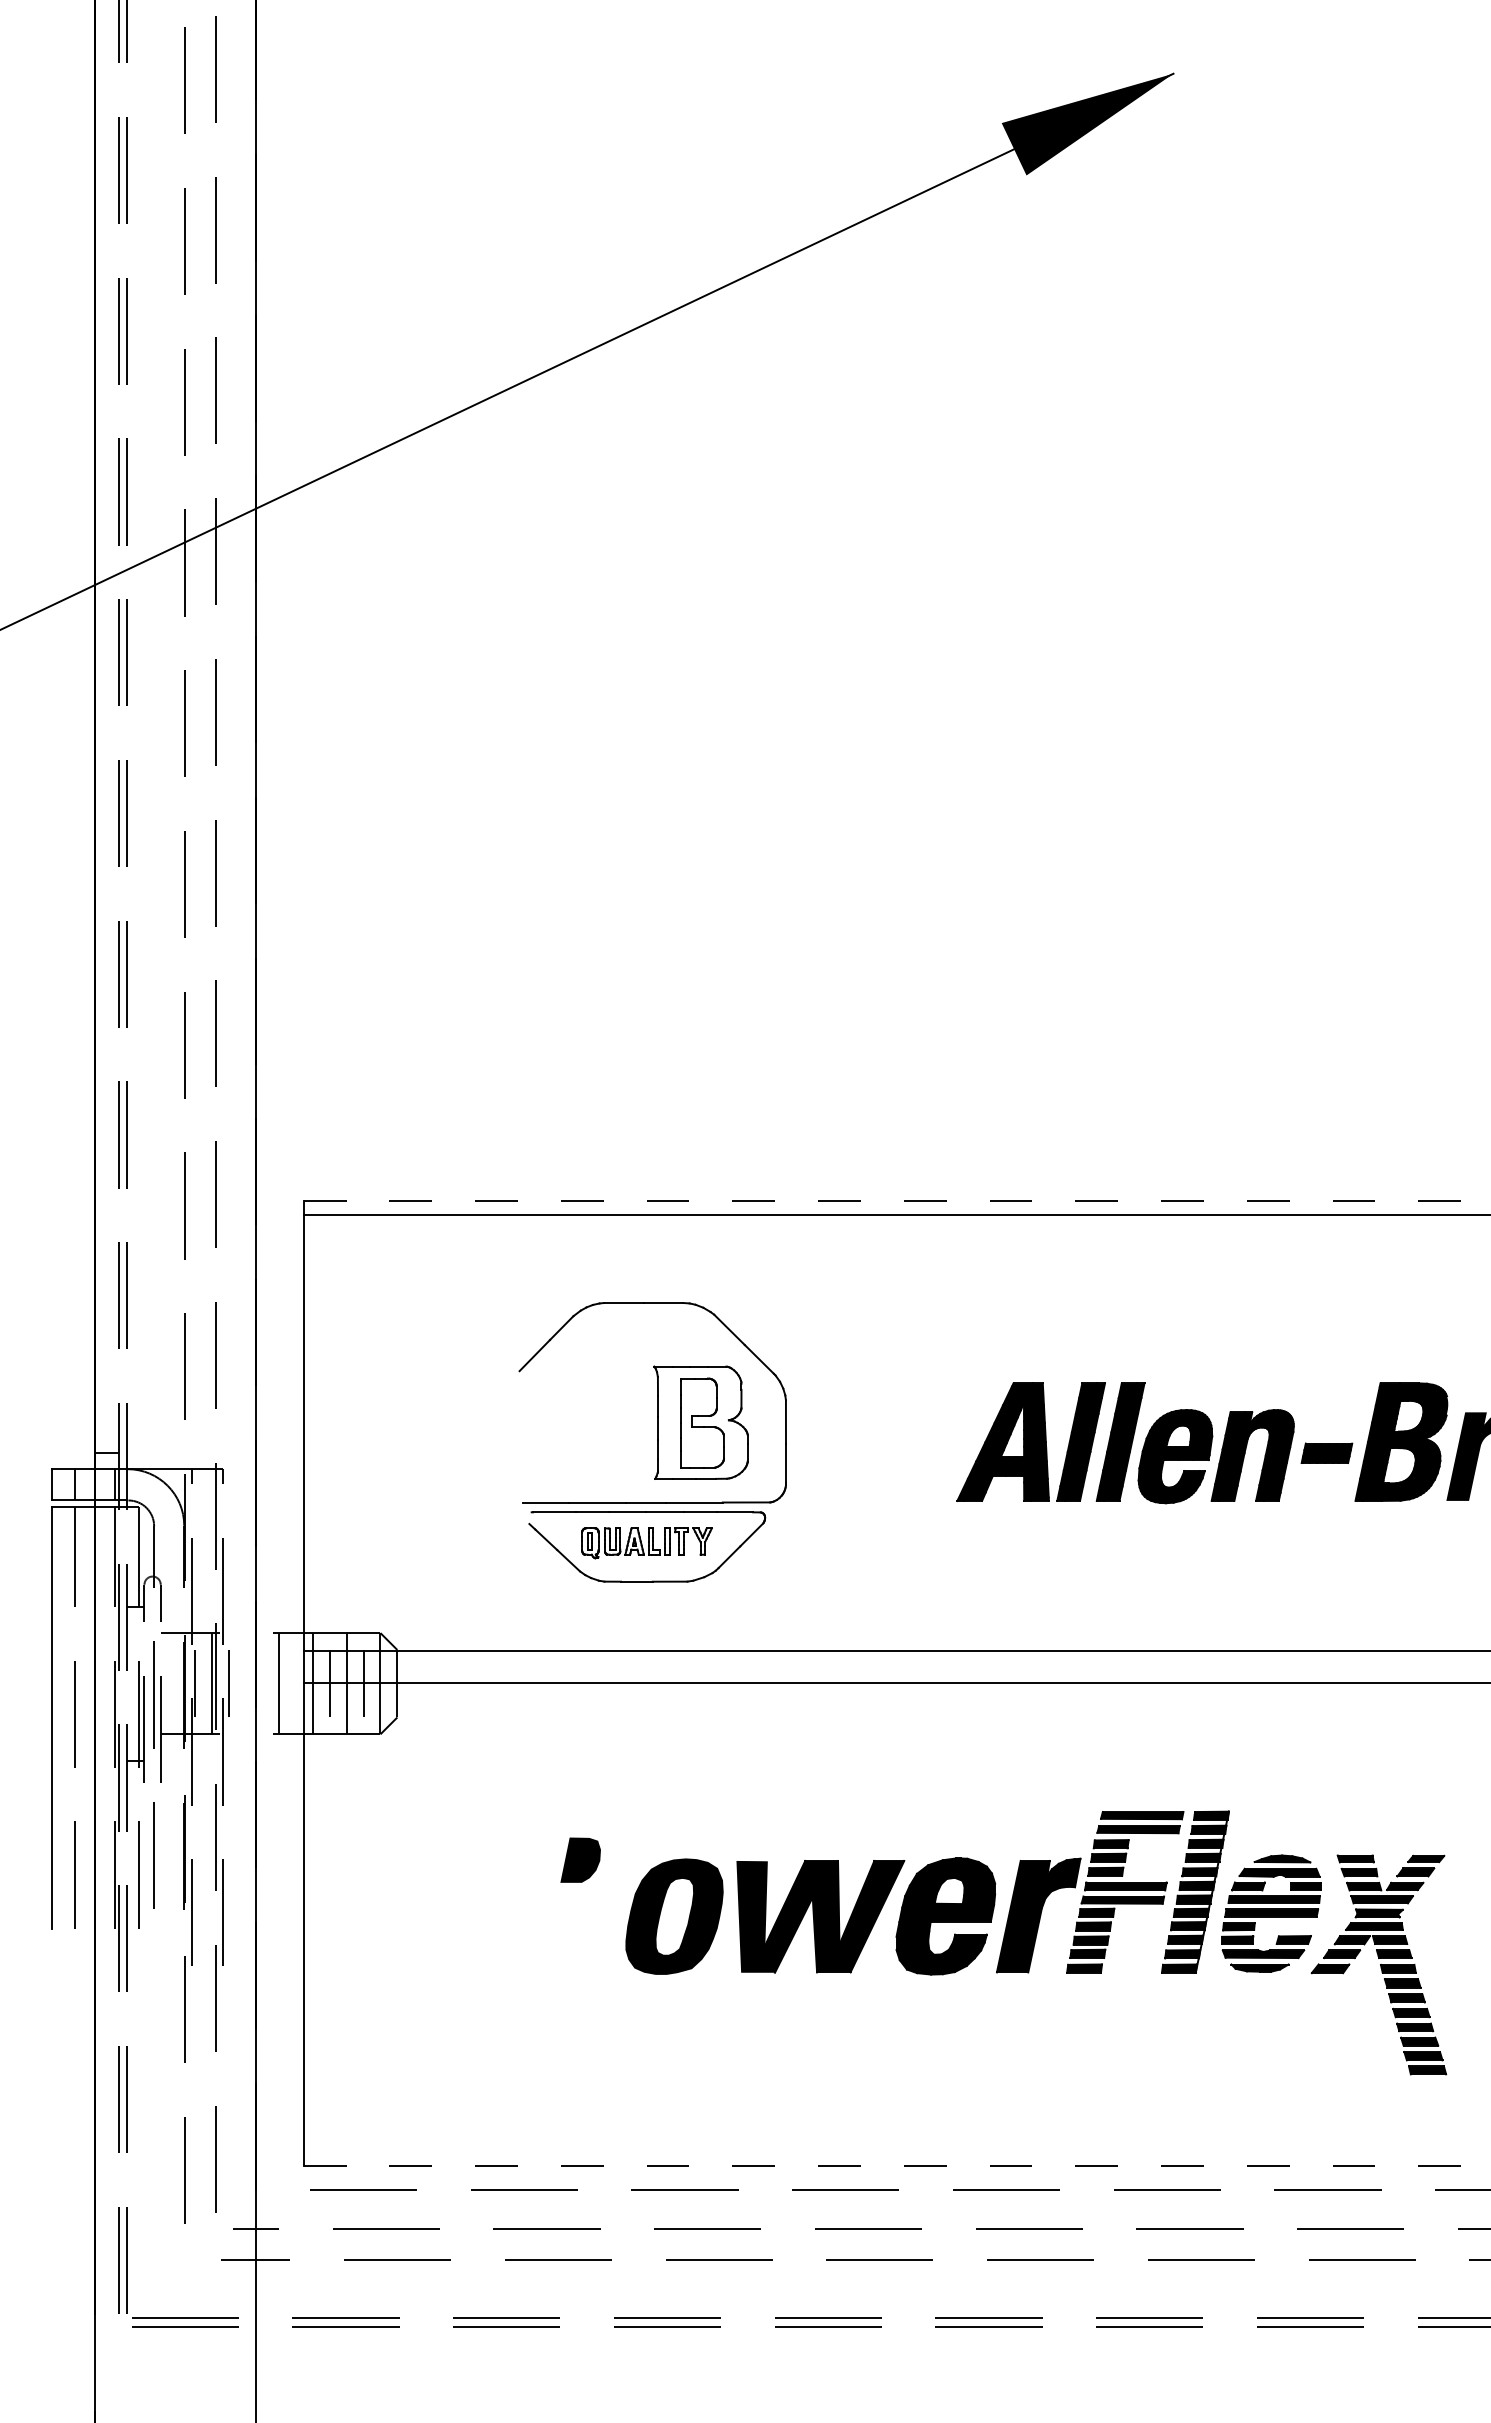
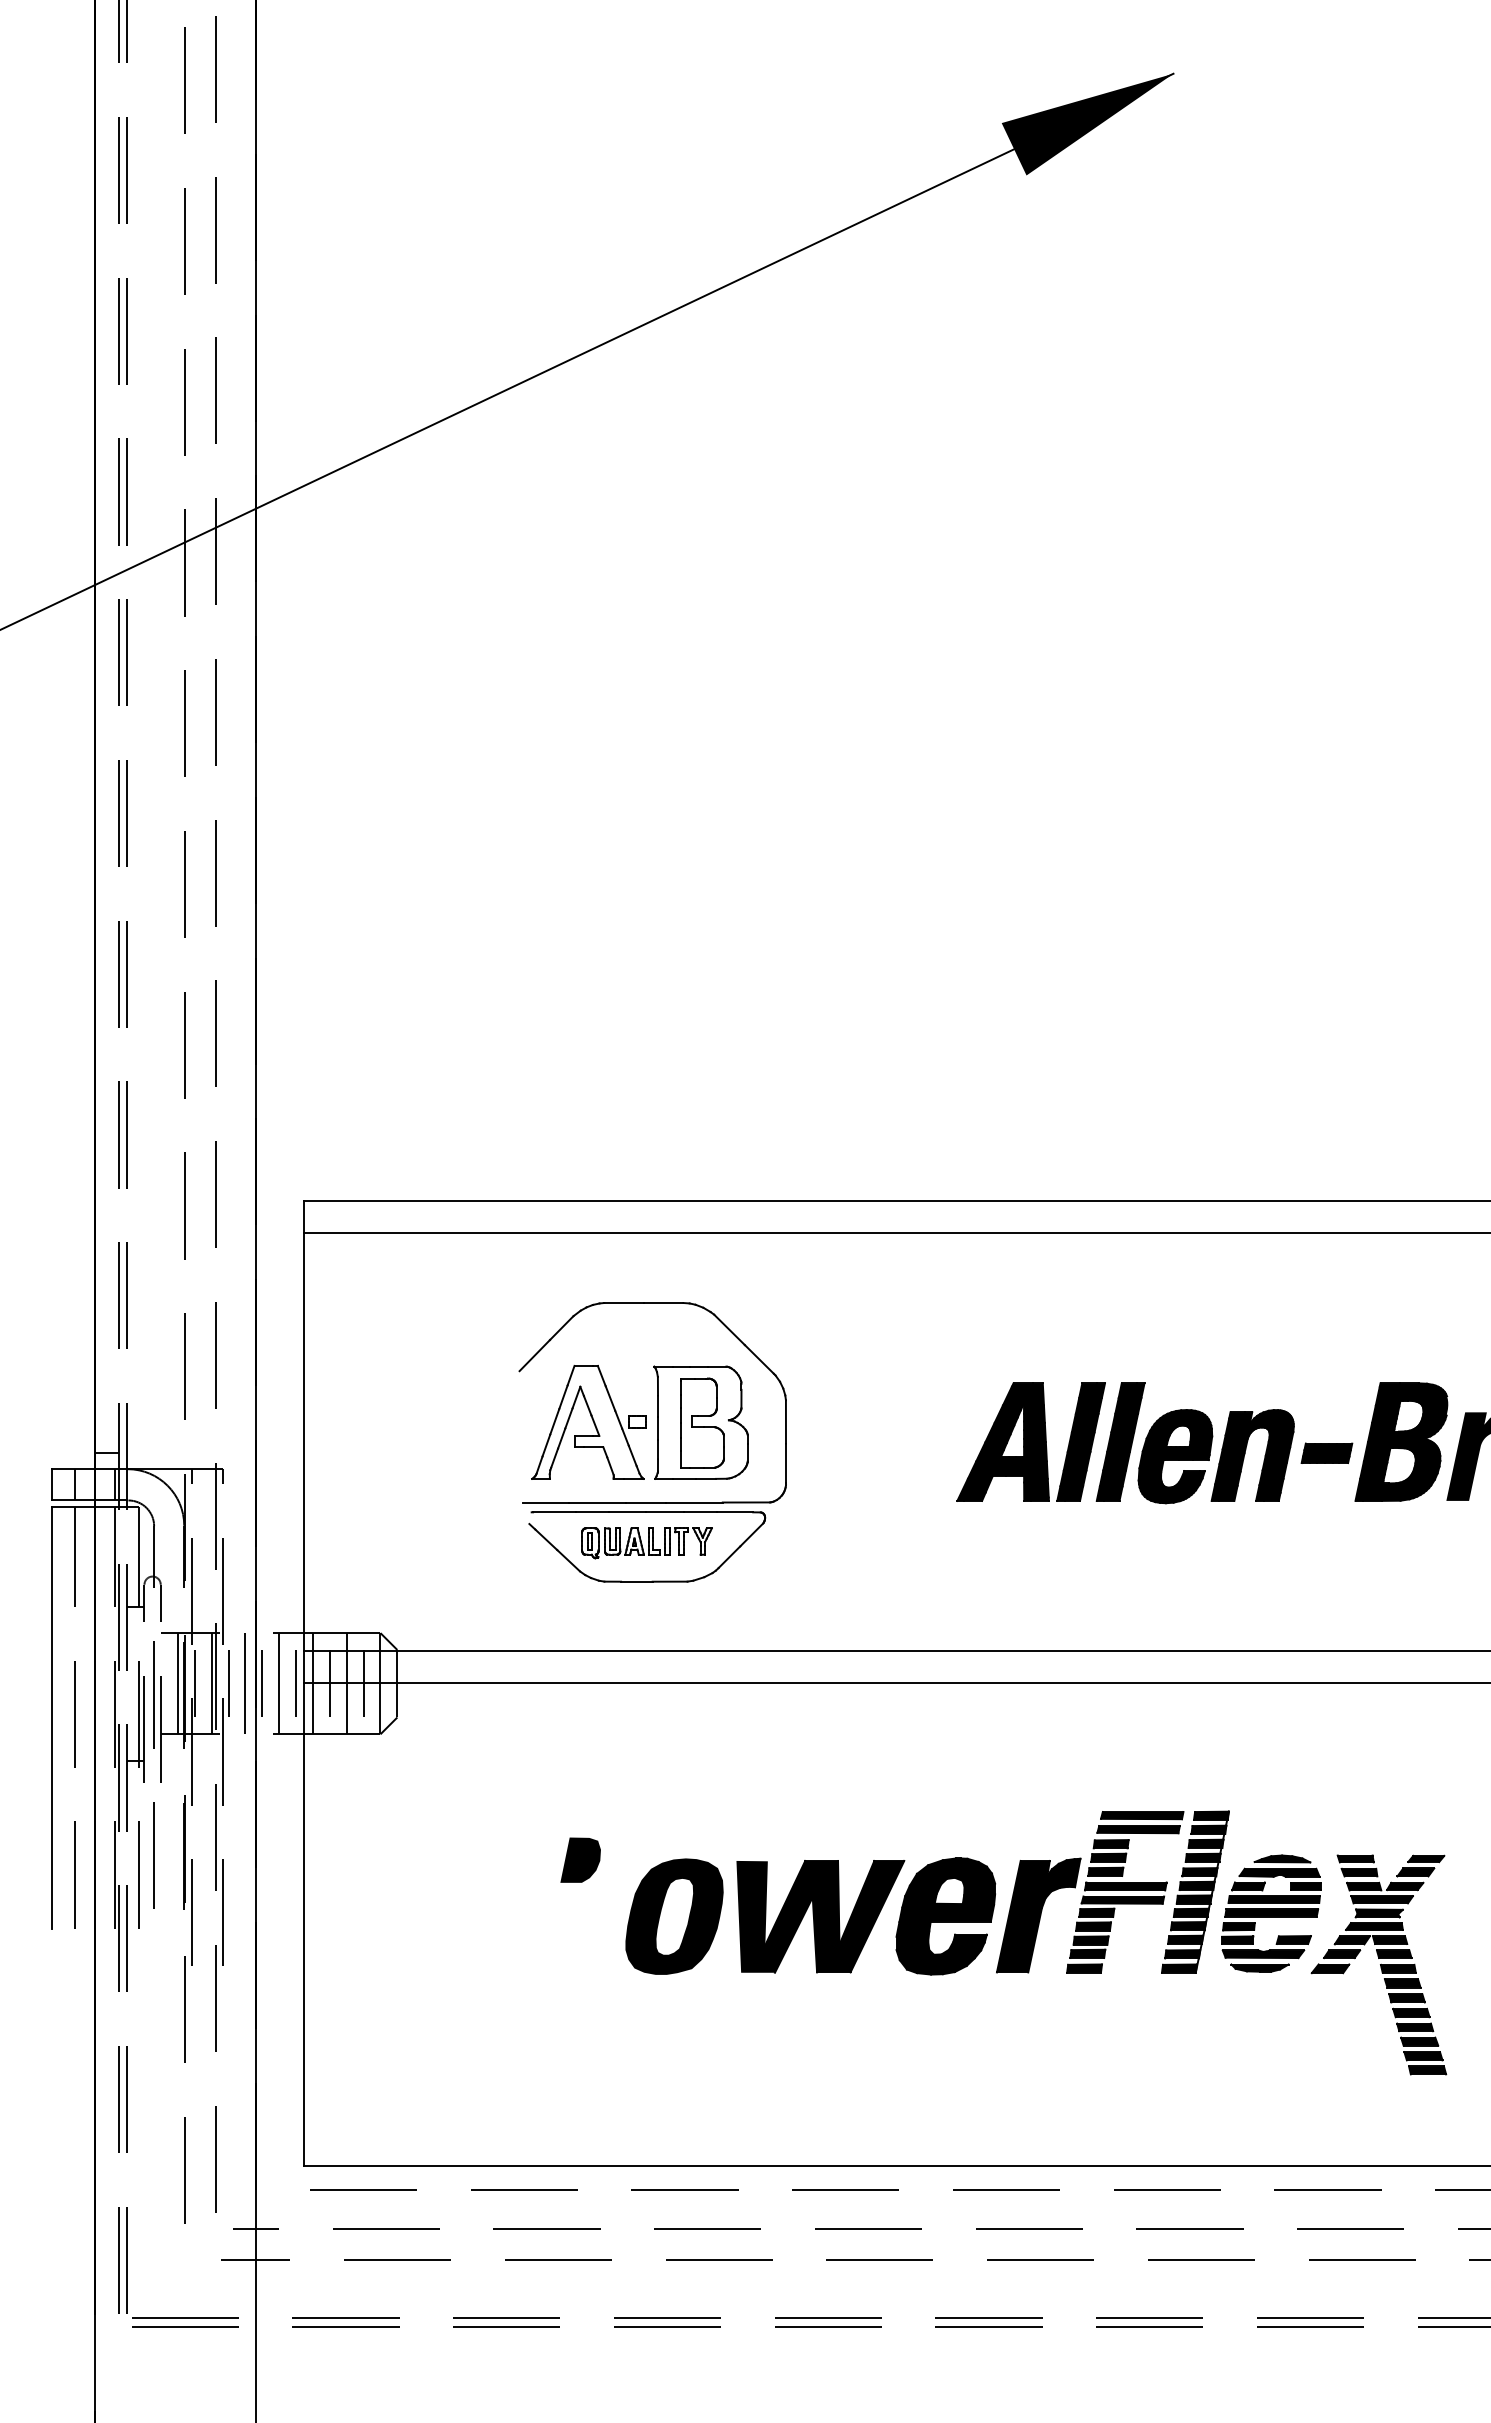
line: dashed -> solid (897, 1201)
line position: (895, 1215) -> (895, 1233) (895, 1233)
part: none -> present (588, 1422)
line: none -> present (177, 1683)
line: none -> present (244, 1683)
line: none -> present (262, 1683)
line: none -> present (296, 1683)
line: dashed -> solid (897, 2165)
